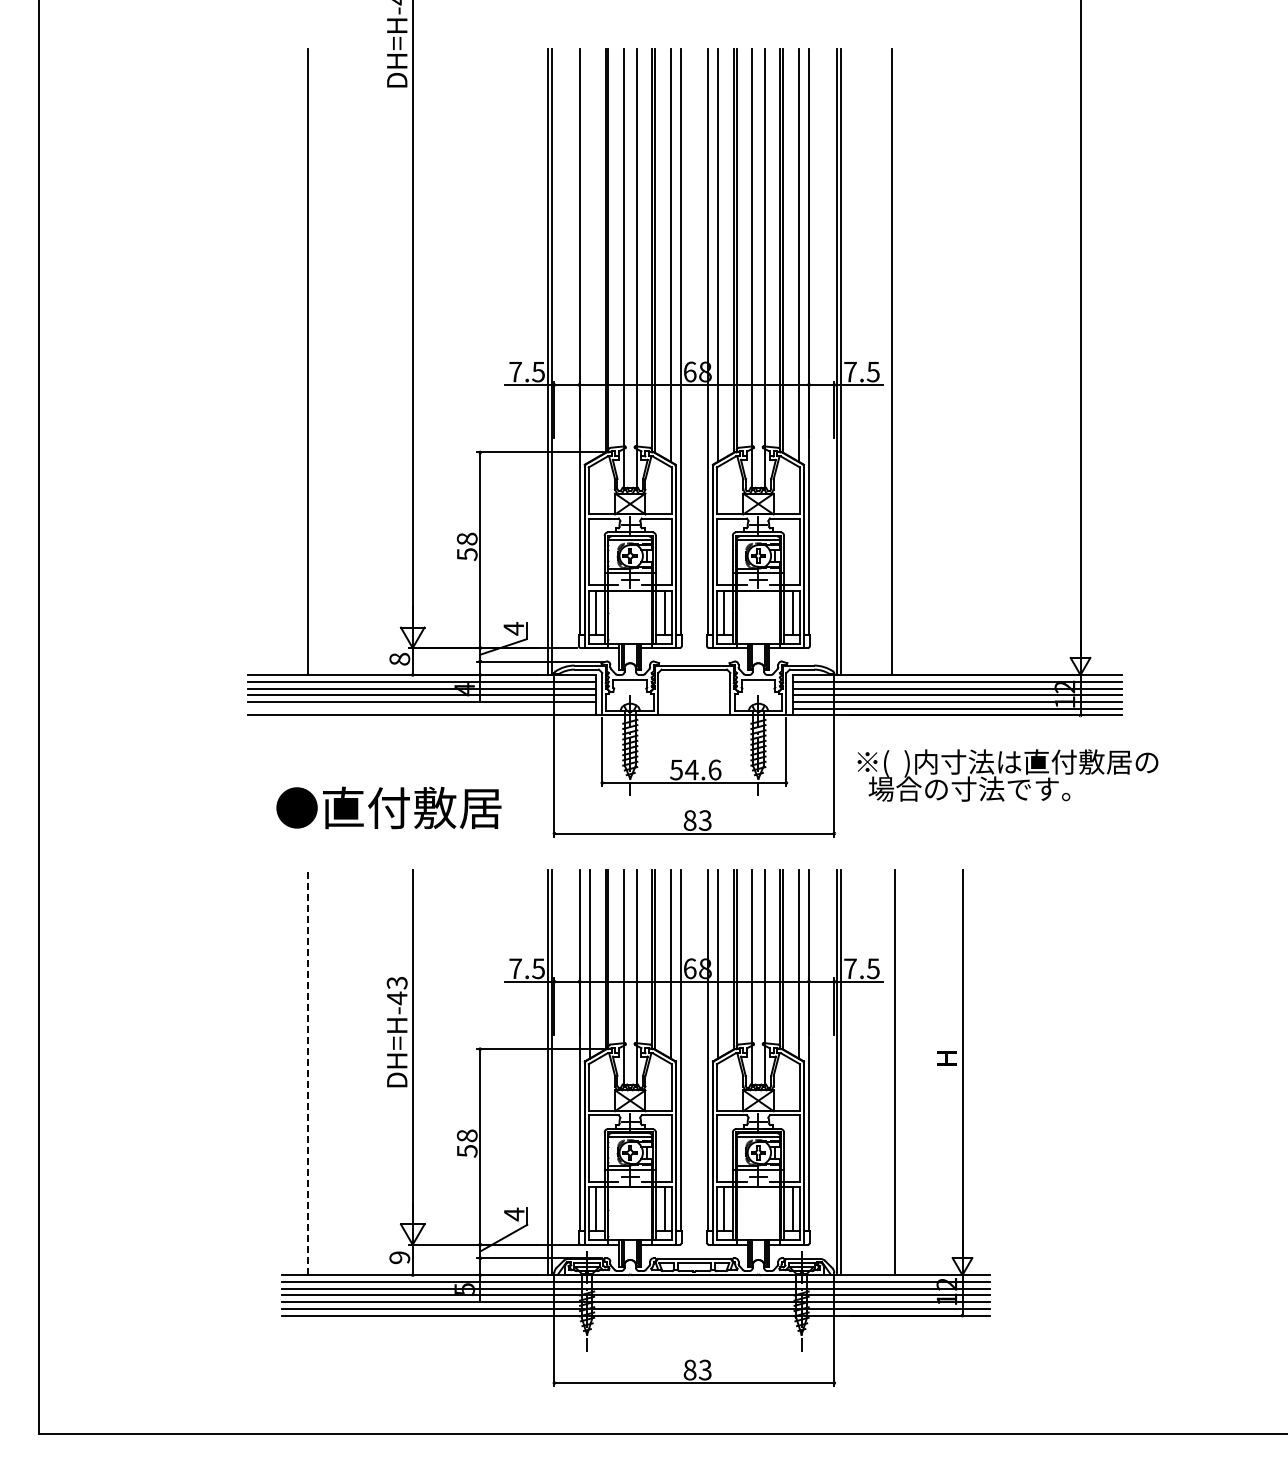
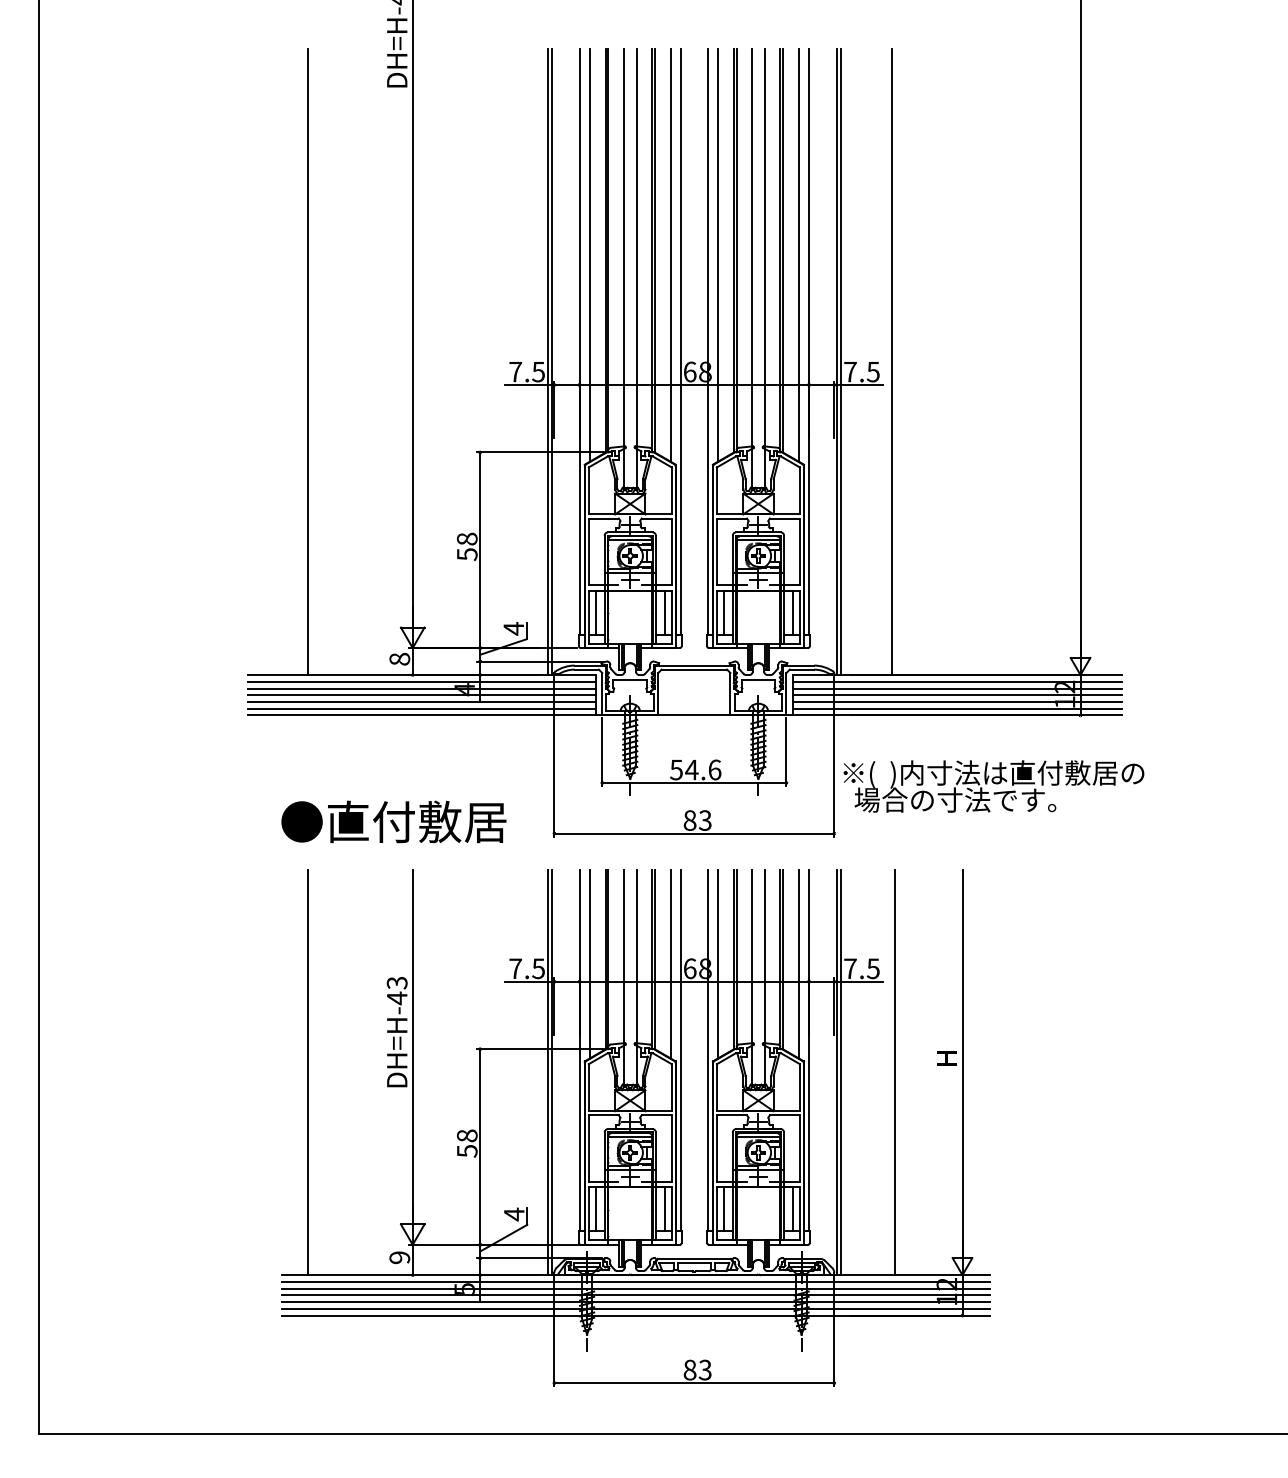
line: none -> present (589, 255)
line: none -> present (421, 708)
text position: (1007, 775) -> (993, 786) (993, 786)
text position: (388, 807) -> (393, 821) (393, 821)
line: dashed -> solid (308, 1072)
